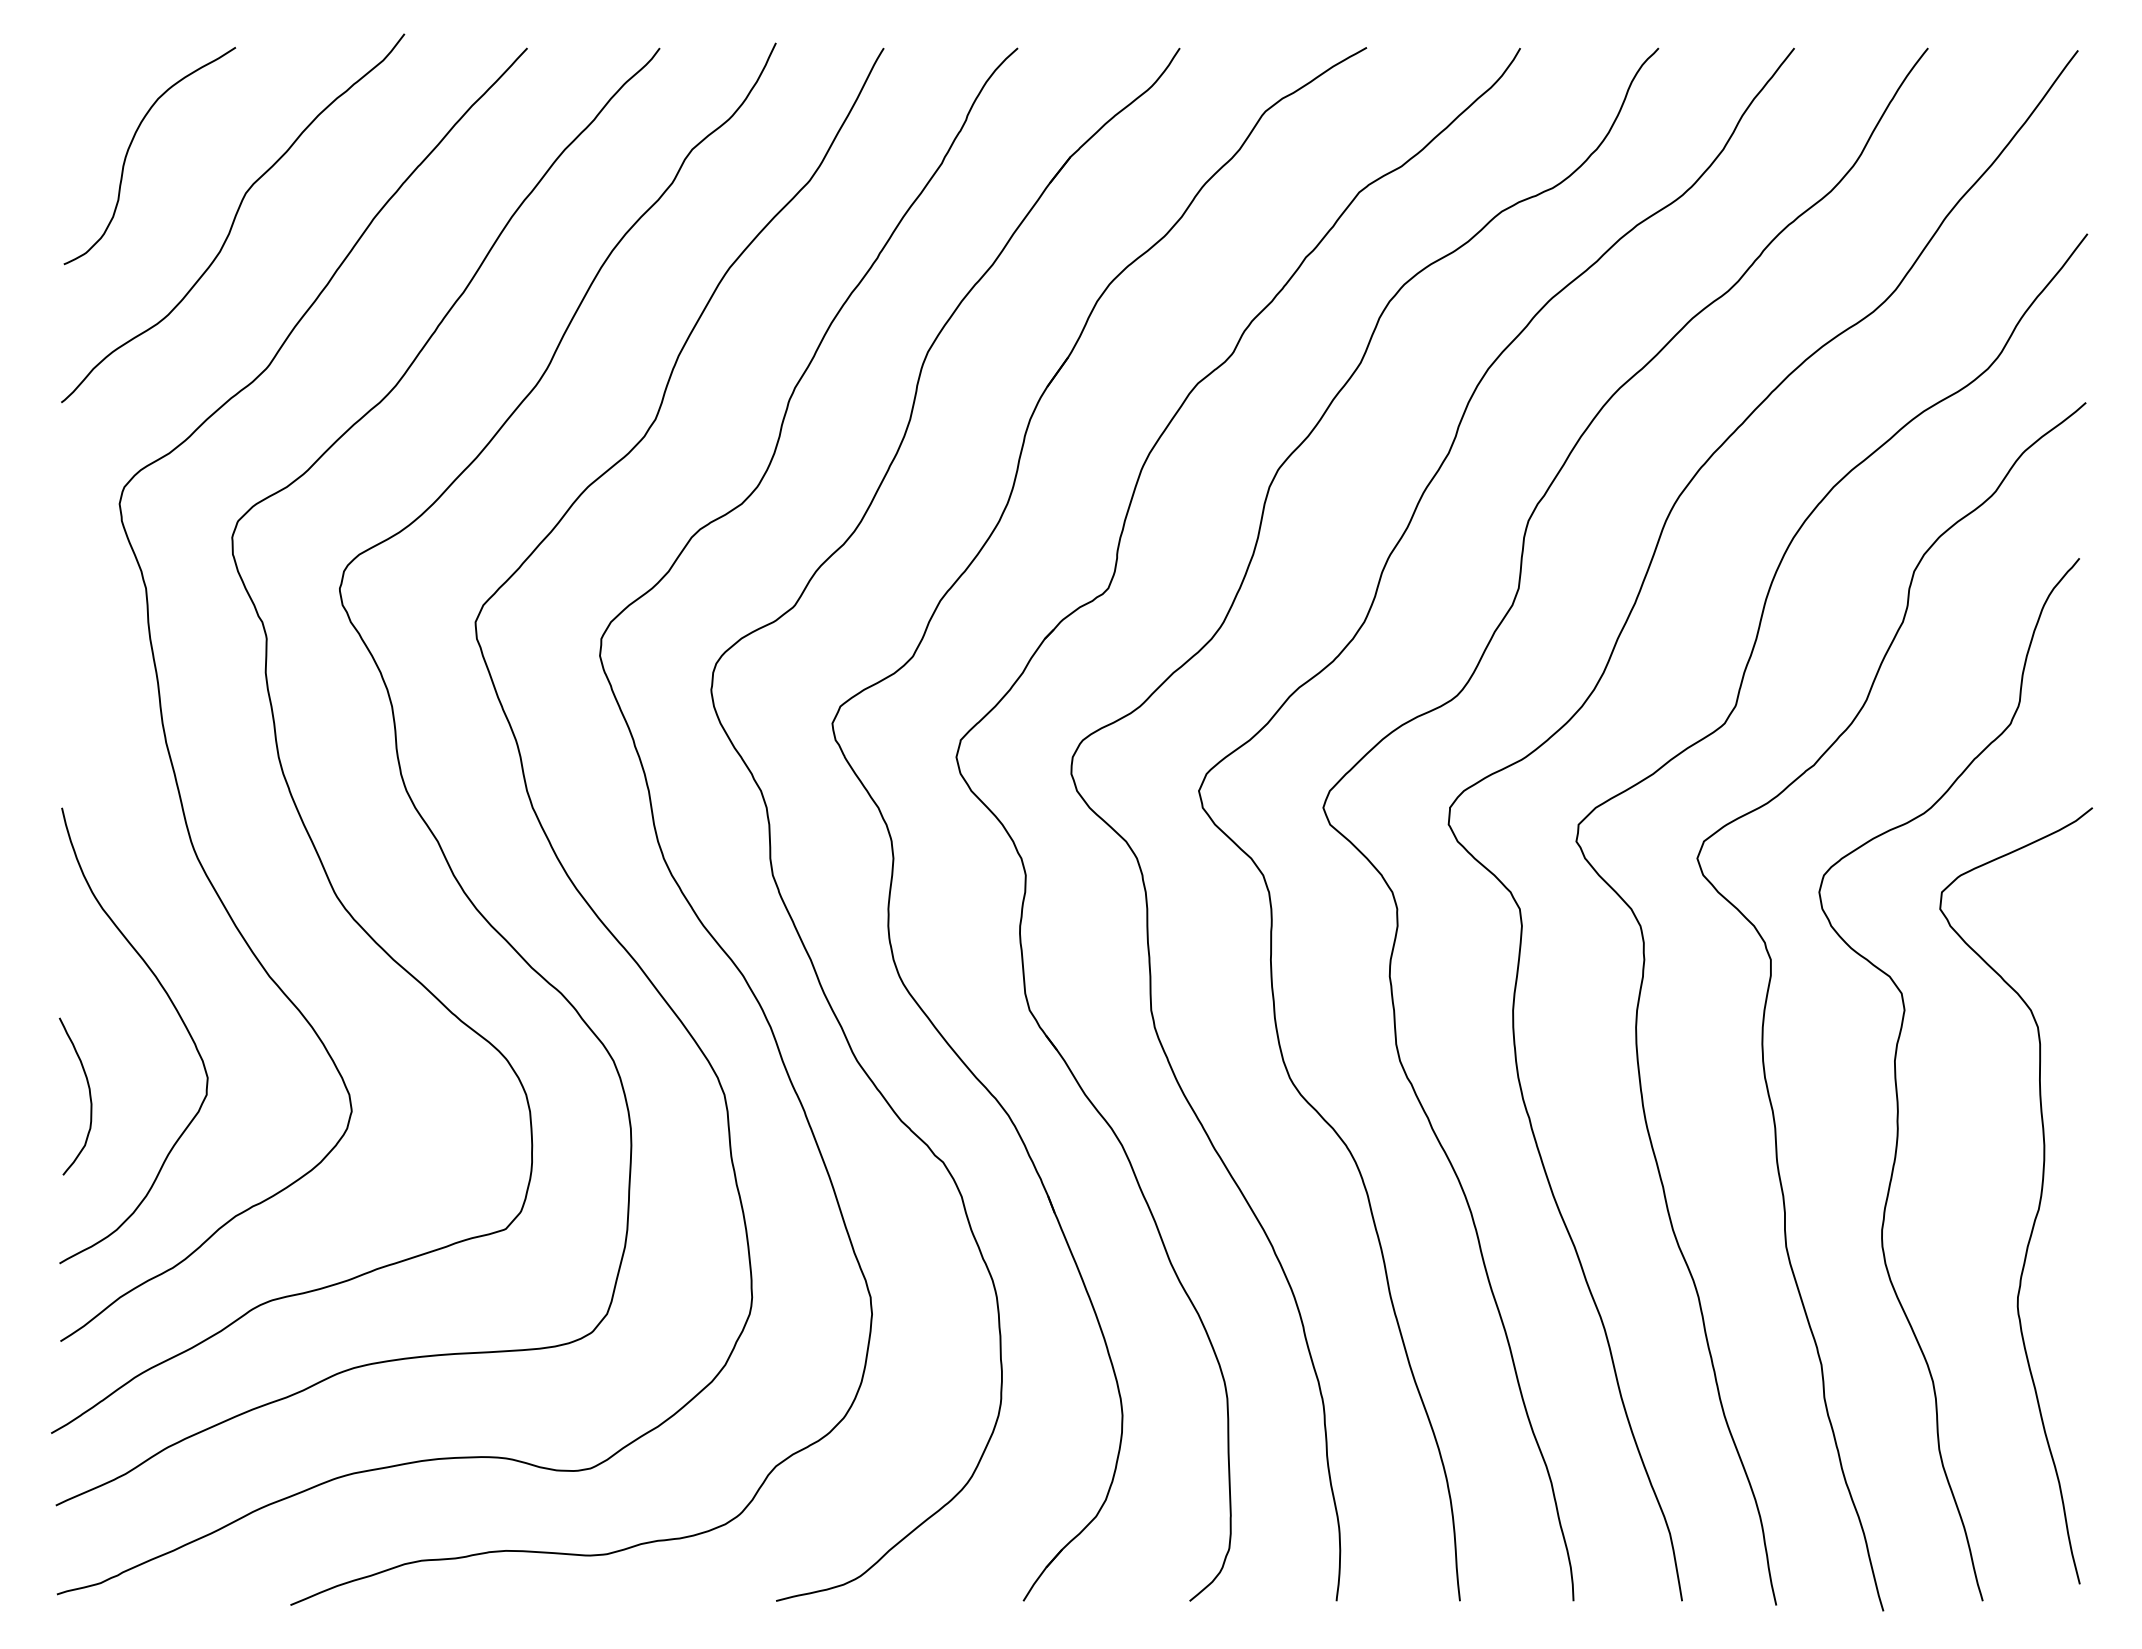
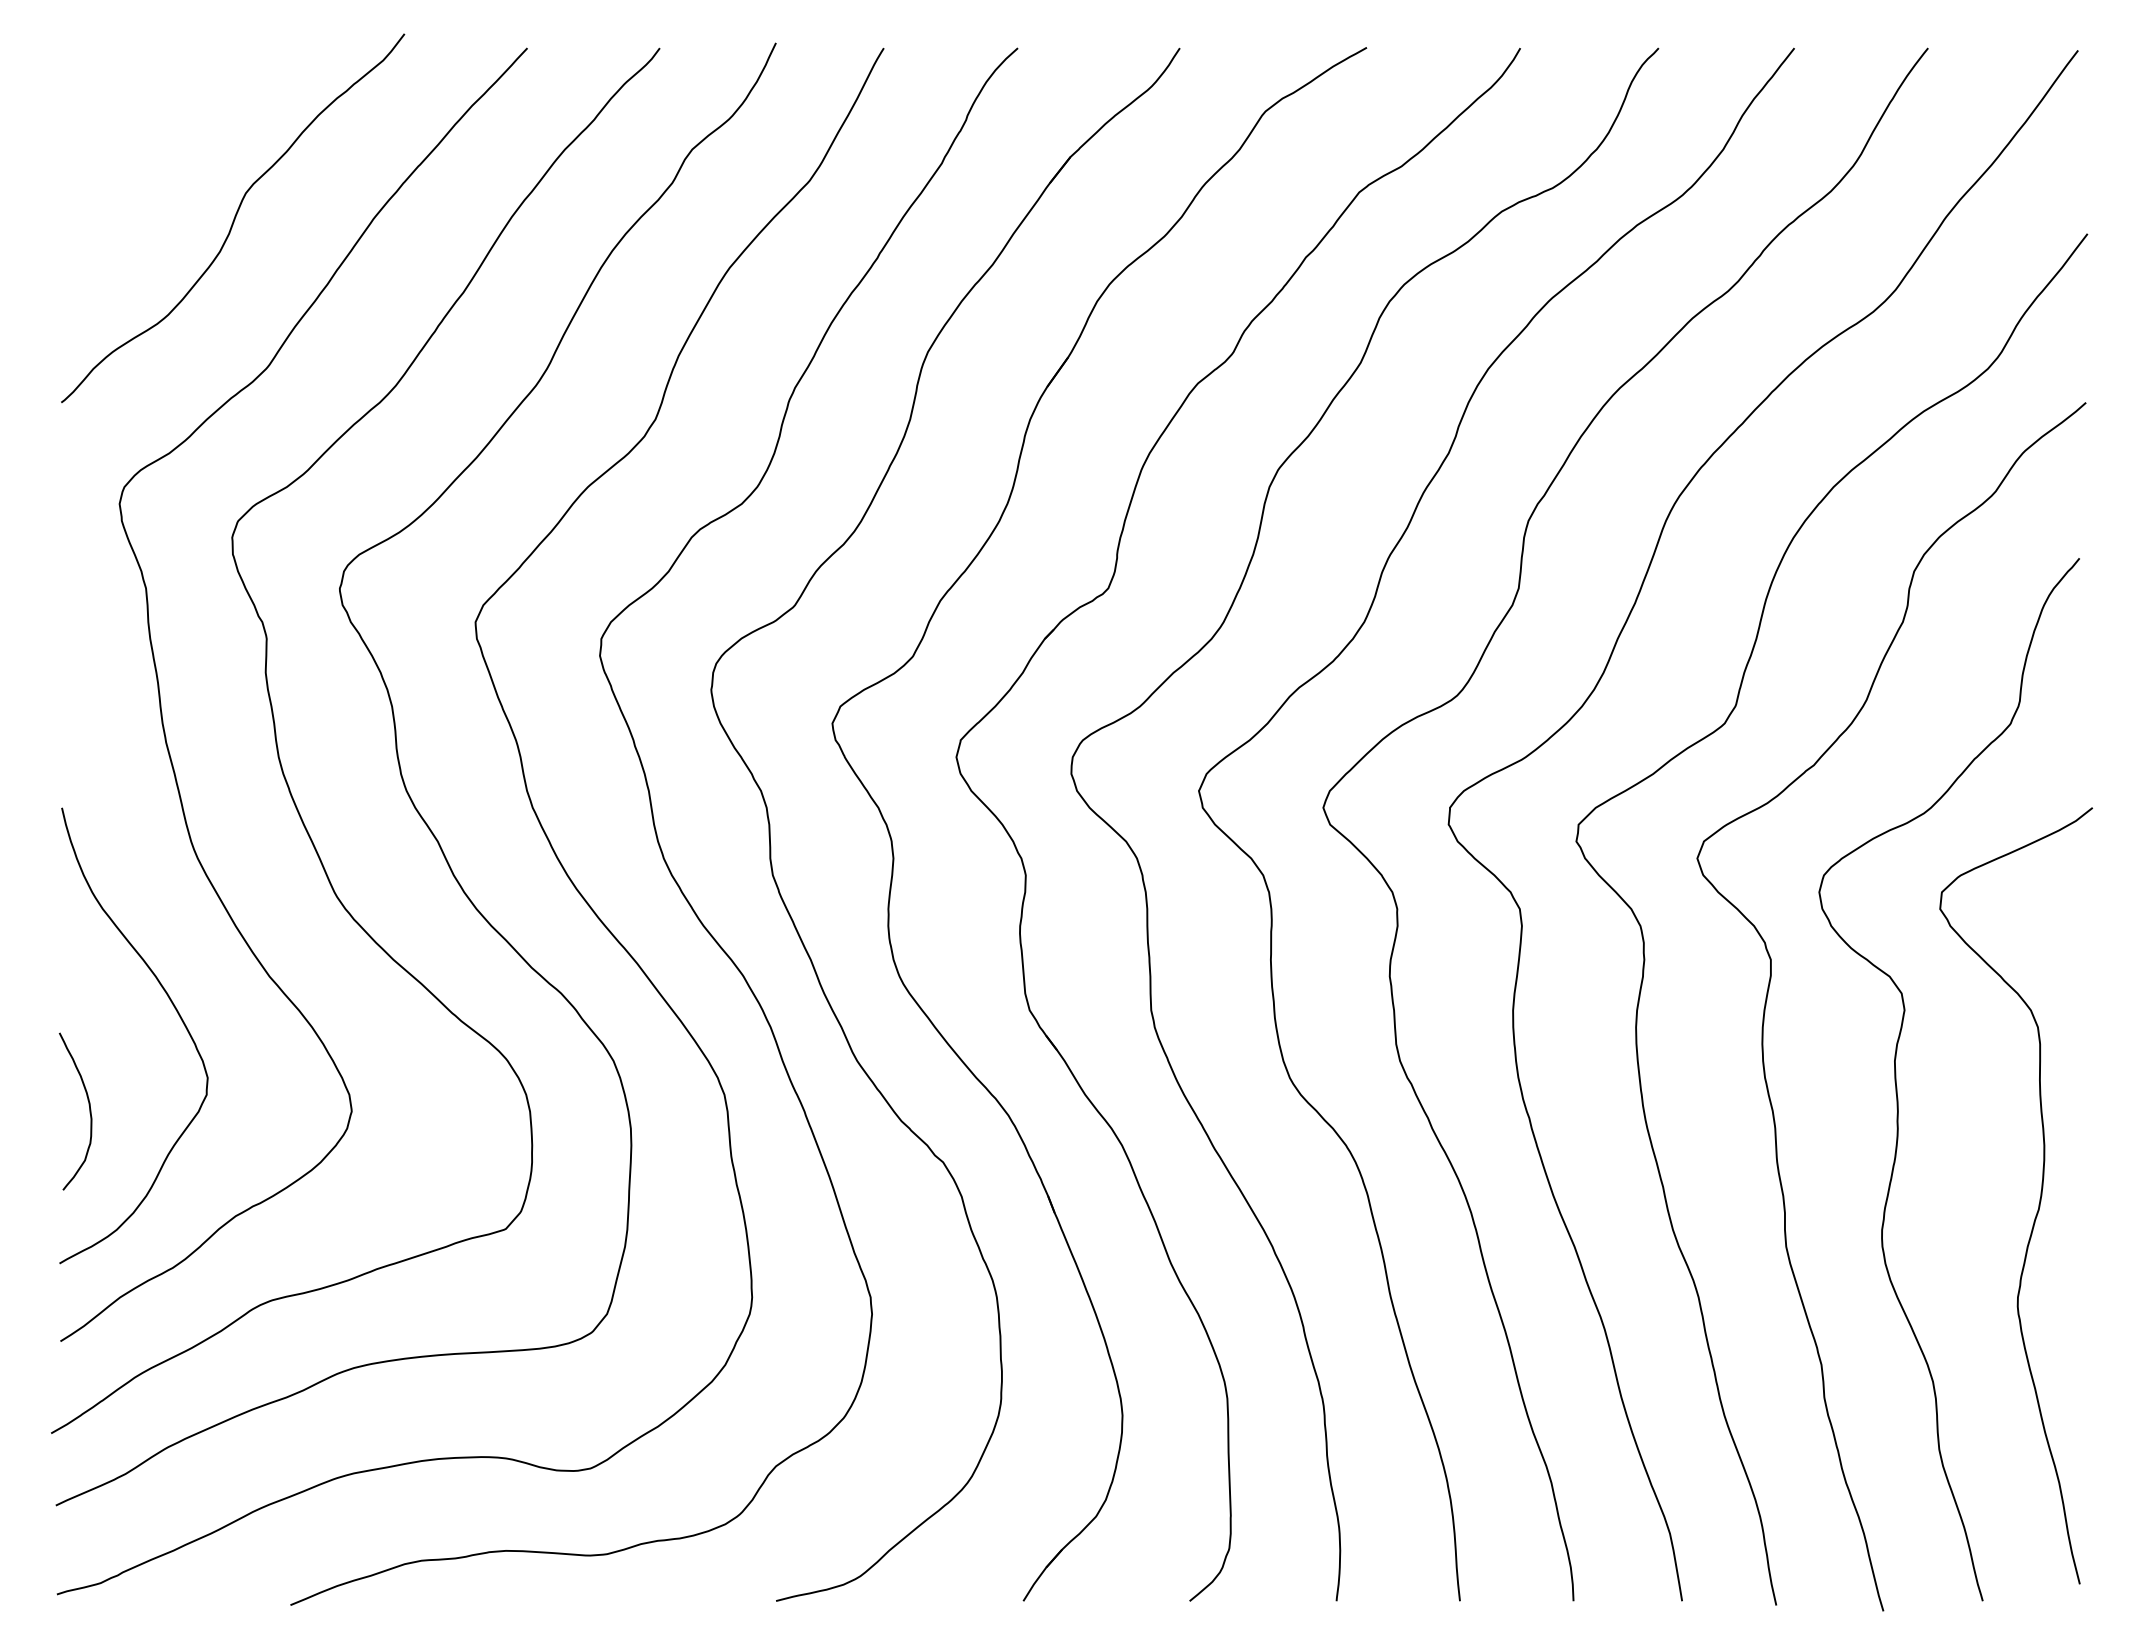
curve: present -> none (130, 147)
curve position: (89, 1096) -> (89, 1111) (89, 1111)
